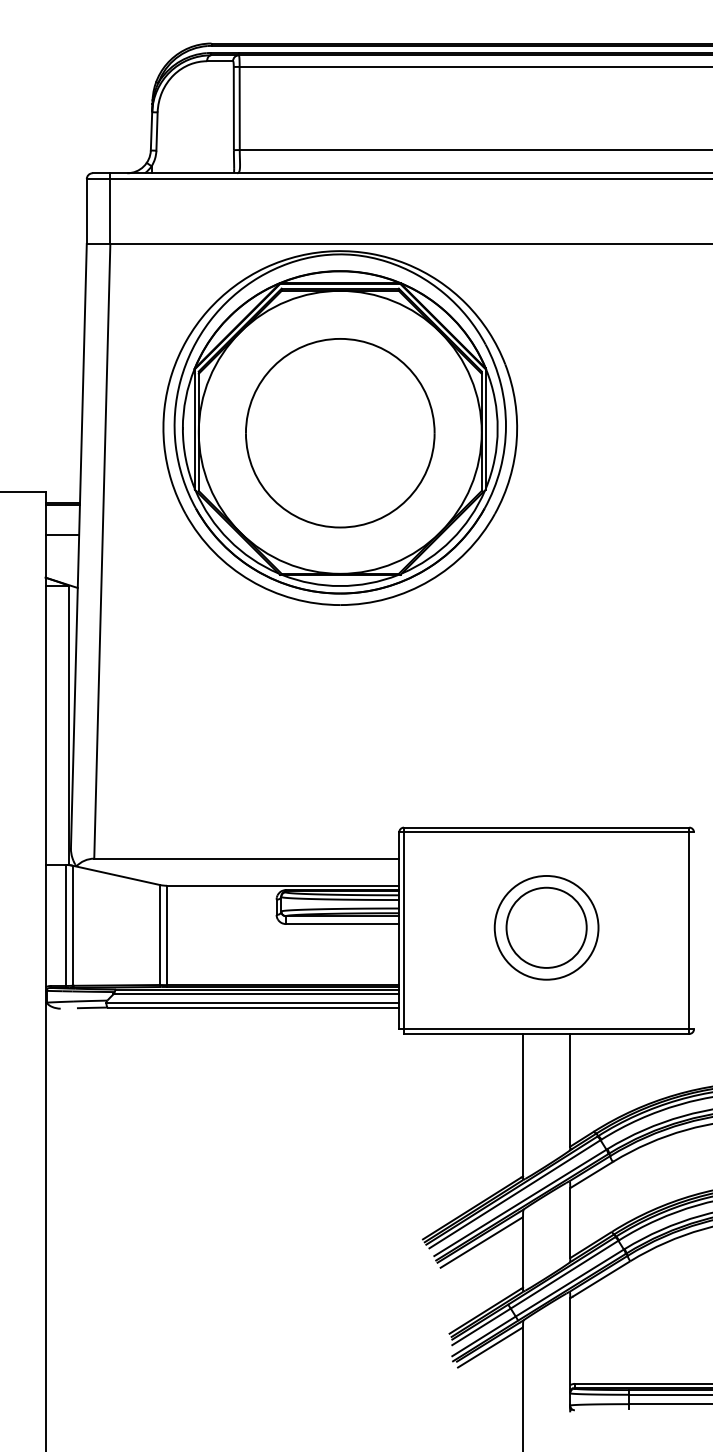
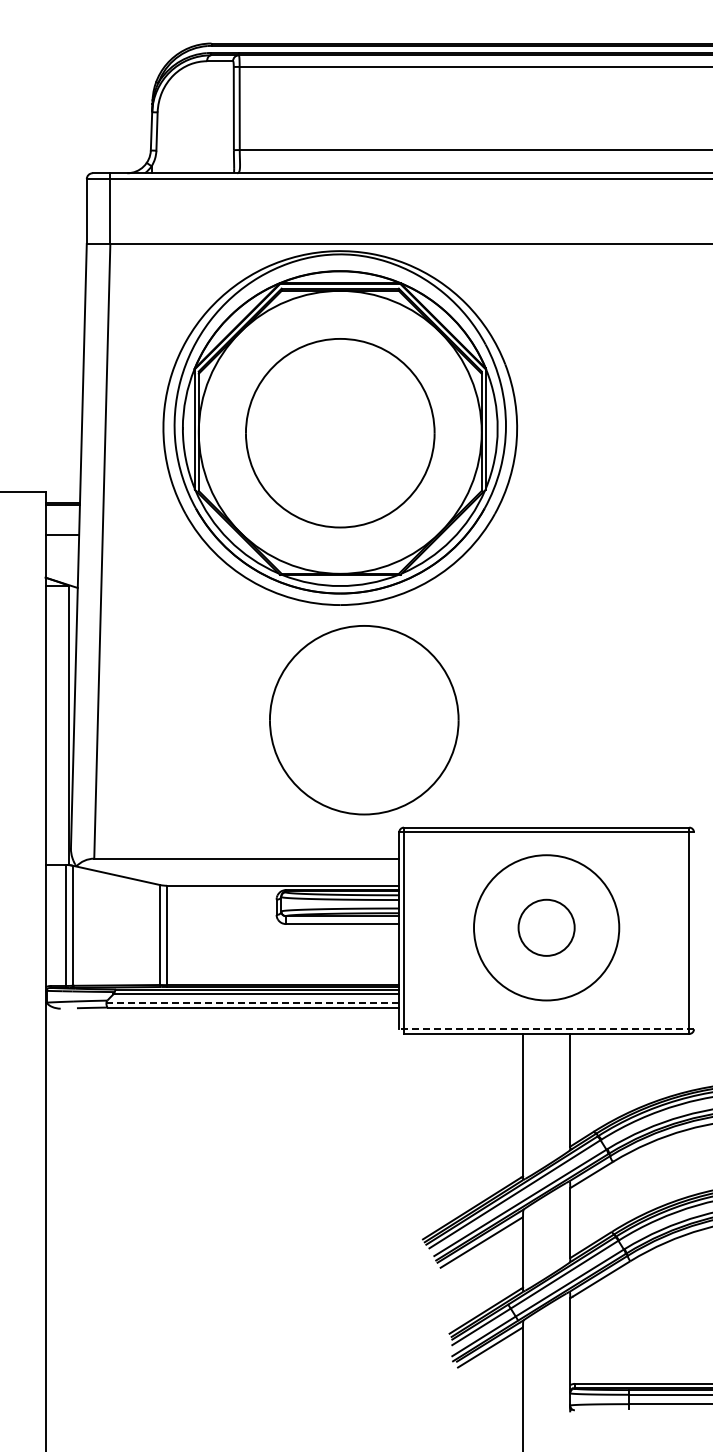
part: none -> present (364, 720)
circle diameter: 104 px -> 145 px (546, 927)
circle diameter: 80 px -> 56 px (546, 927)
line: solid -> dashed (252, 1002)
line: solid -> dashed (546, 1029)
